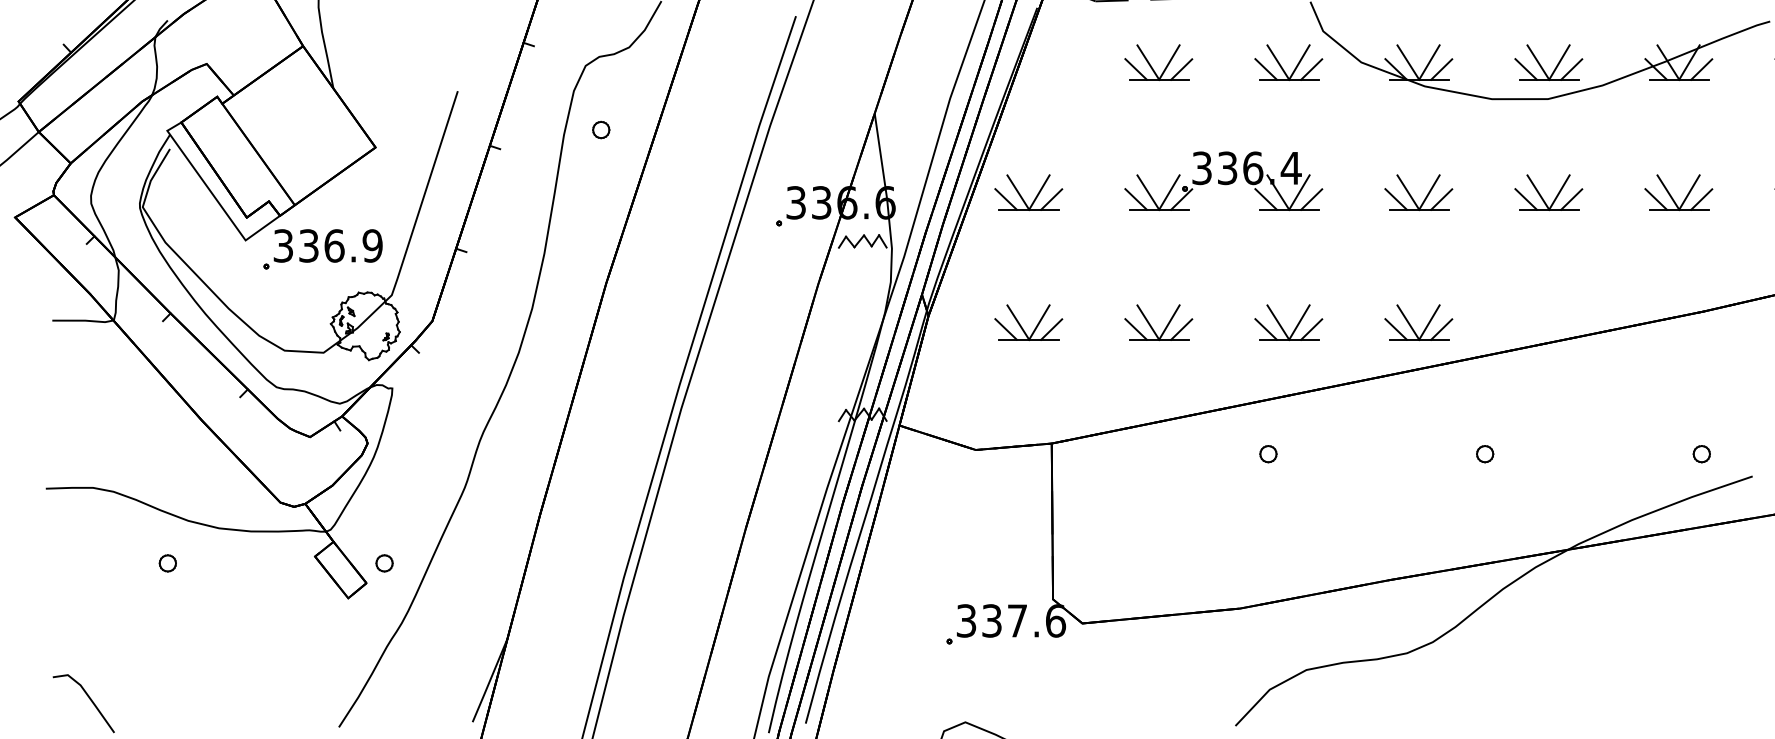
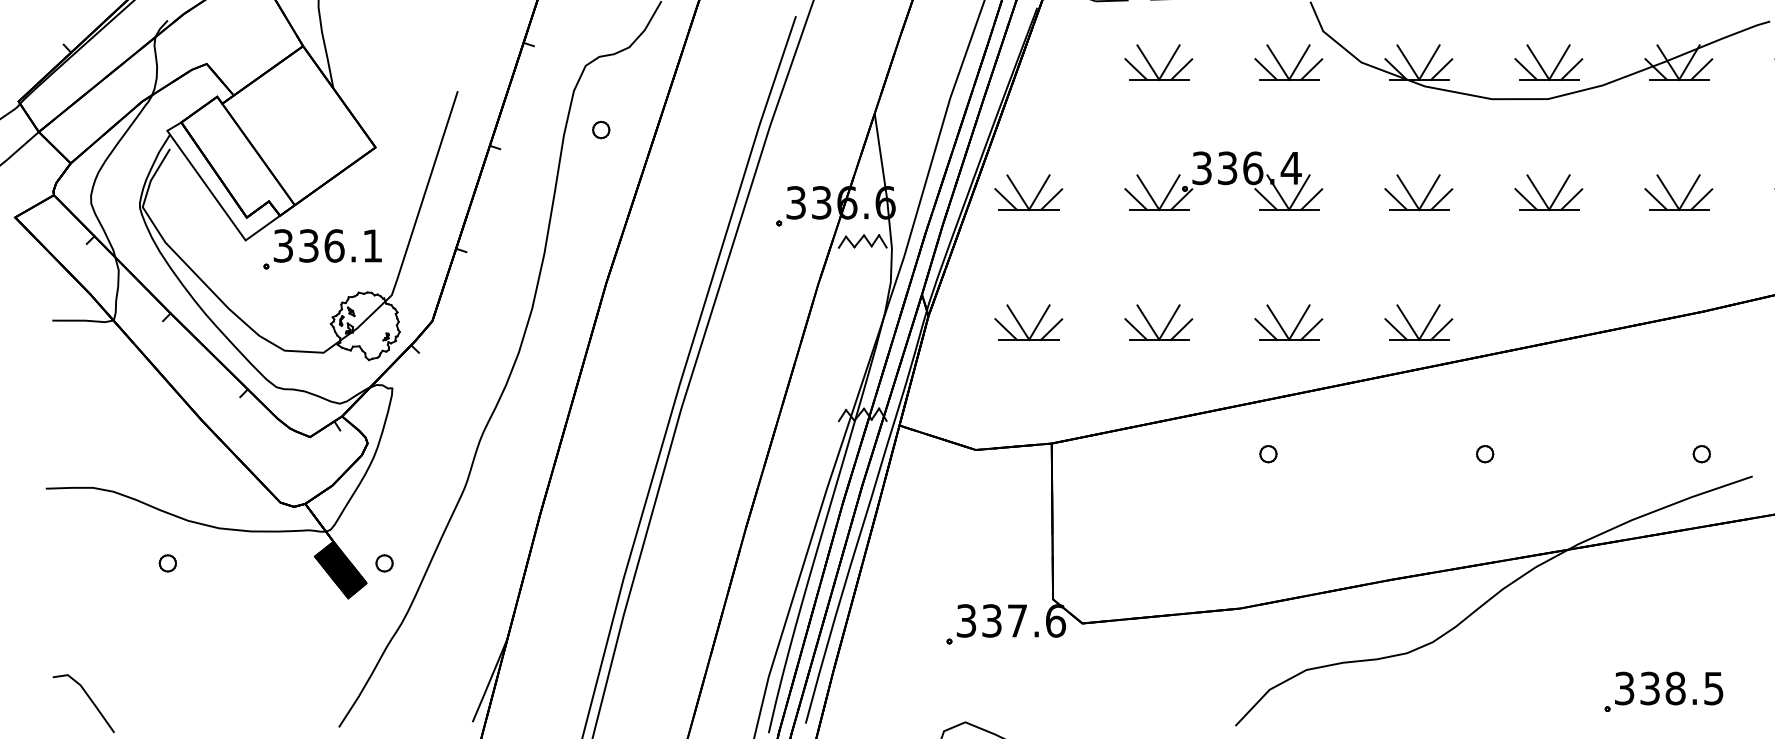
text: 336.9 -> 336.1 (372, 245)
fill: none -> present (340, 569)
part: none -> present (1663, 691)
